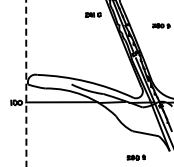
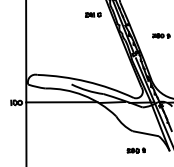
part position: (161, 25) -> (161, 35) (161, 35)
arc: dashed -> solid (26, 83)
part position: (135, 157) -> (135, 150) (135, 150)
